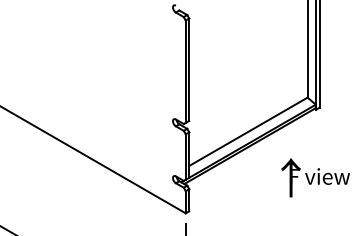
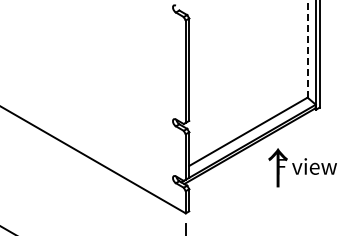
line: solid -> dashed (307, 48)
text position: (315, 177) -> (302, 167) (302, 167)
